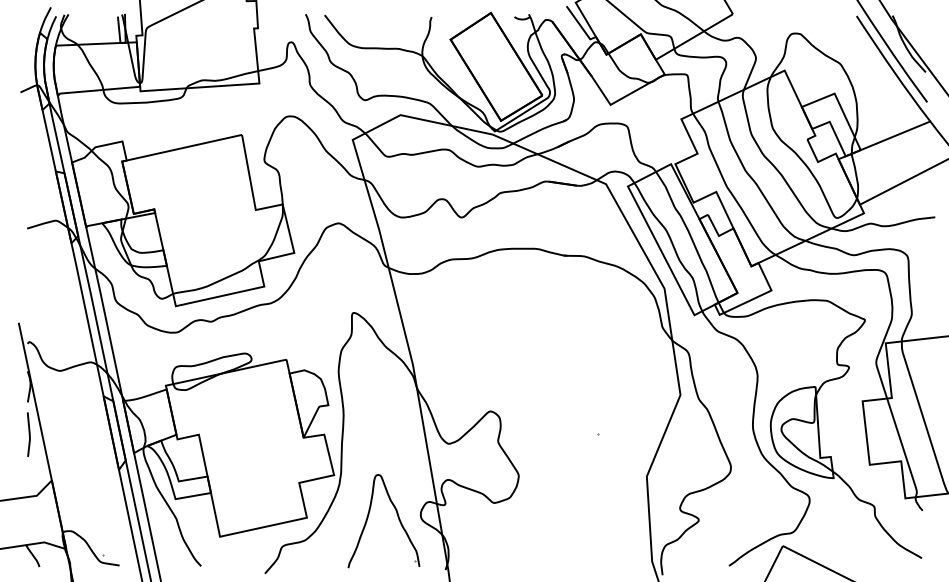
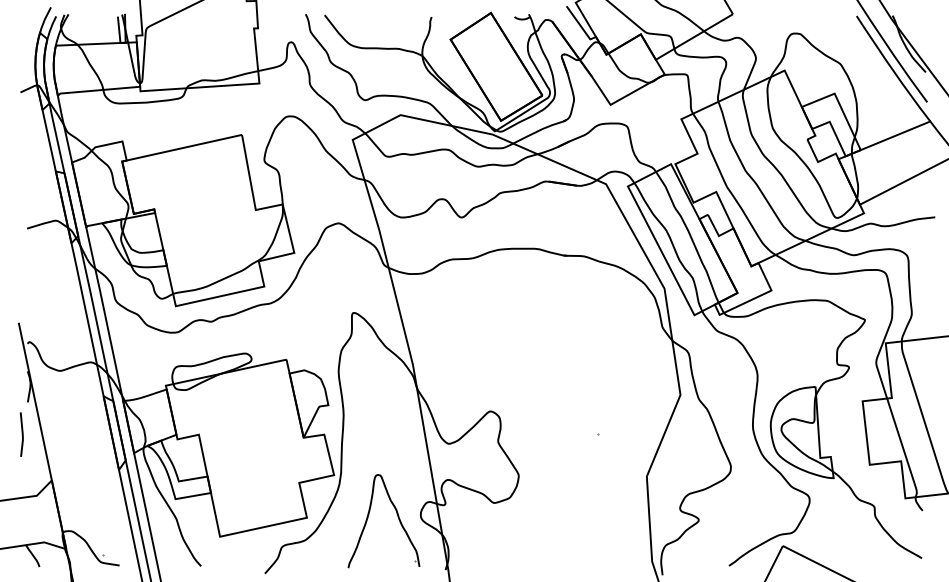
line position: (28, 434) -> (21, 434) (21, 434)
